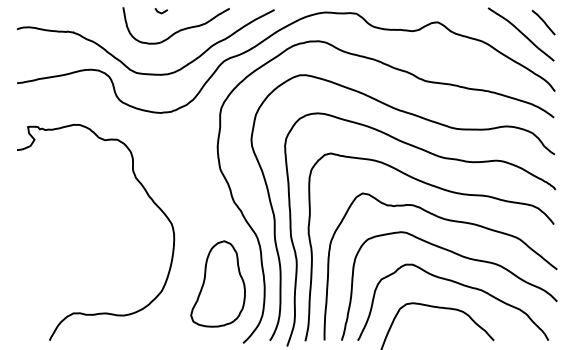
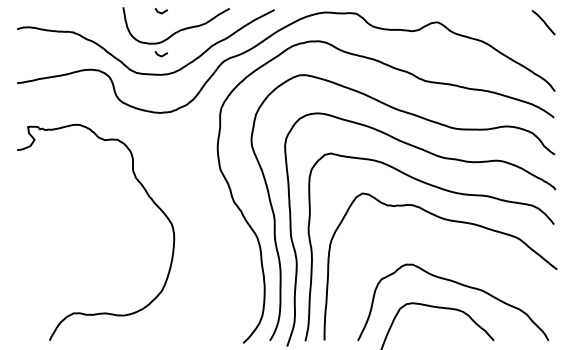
curve: present -> none (520, 33)
line: none -> present (159, 54)
curve: present -> none (459, 256)
part: present -> none (217, 283)
